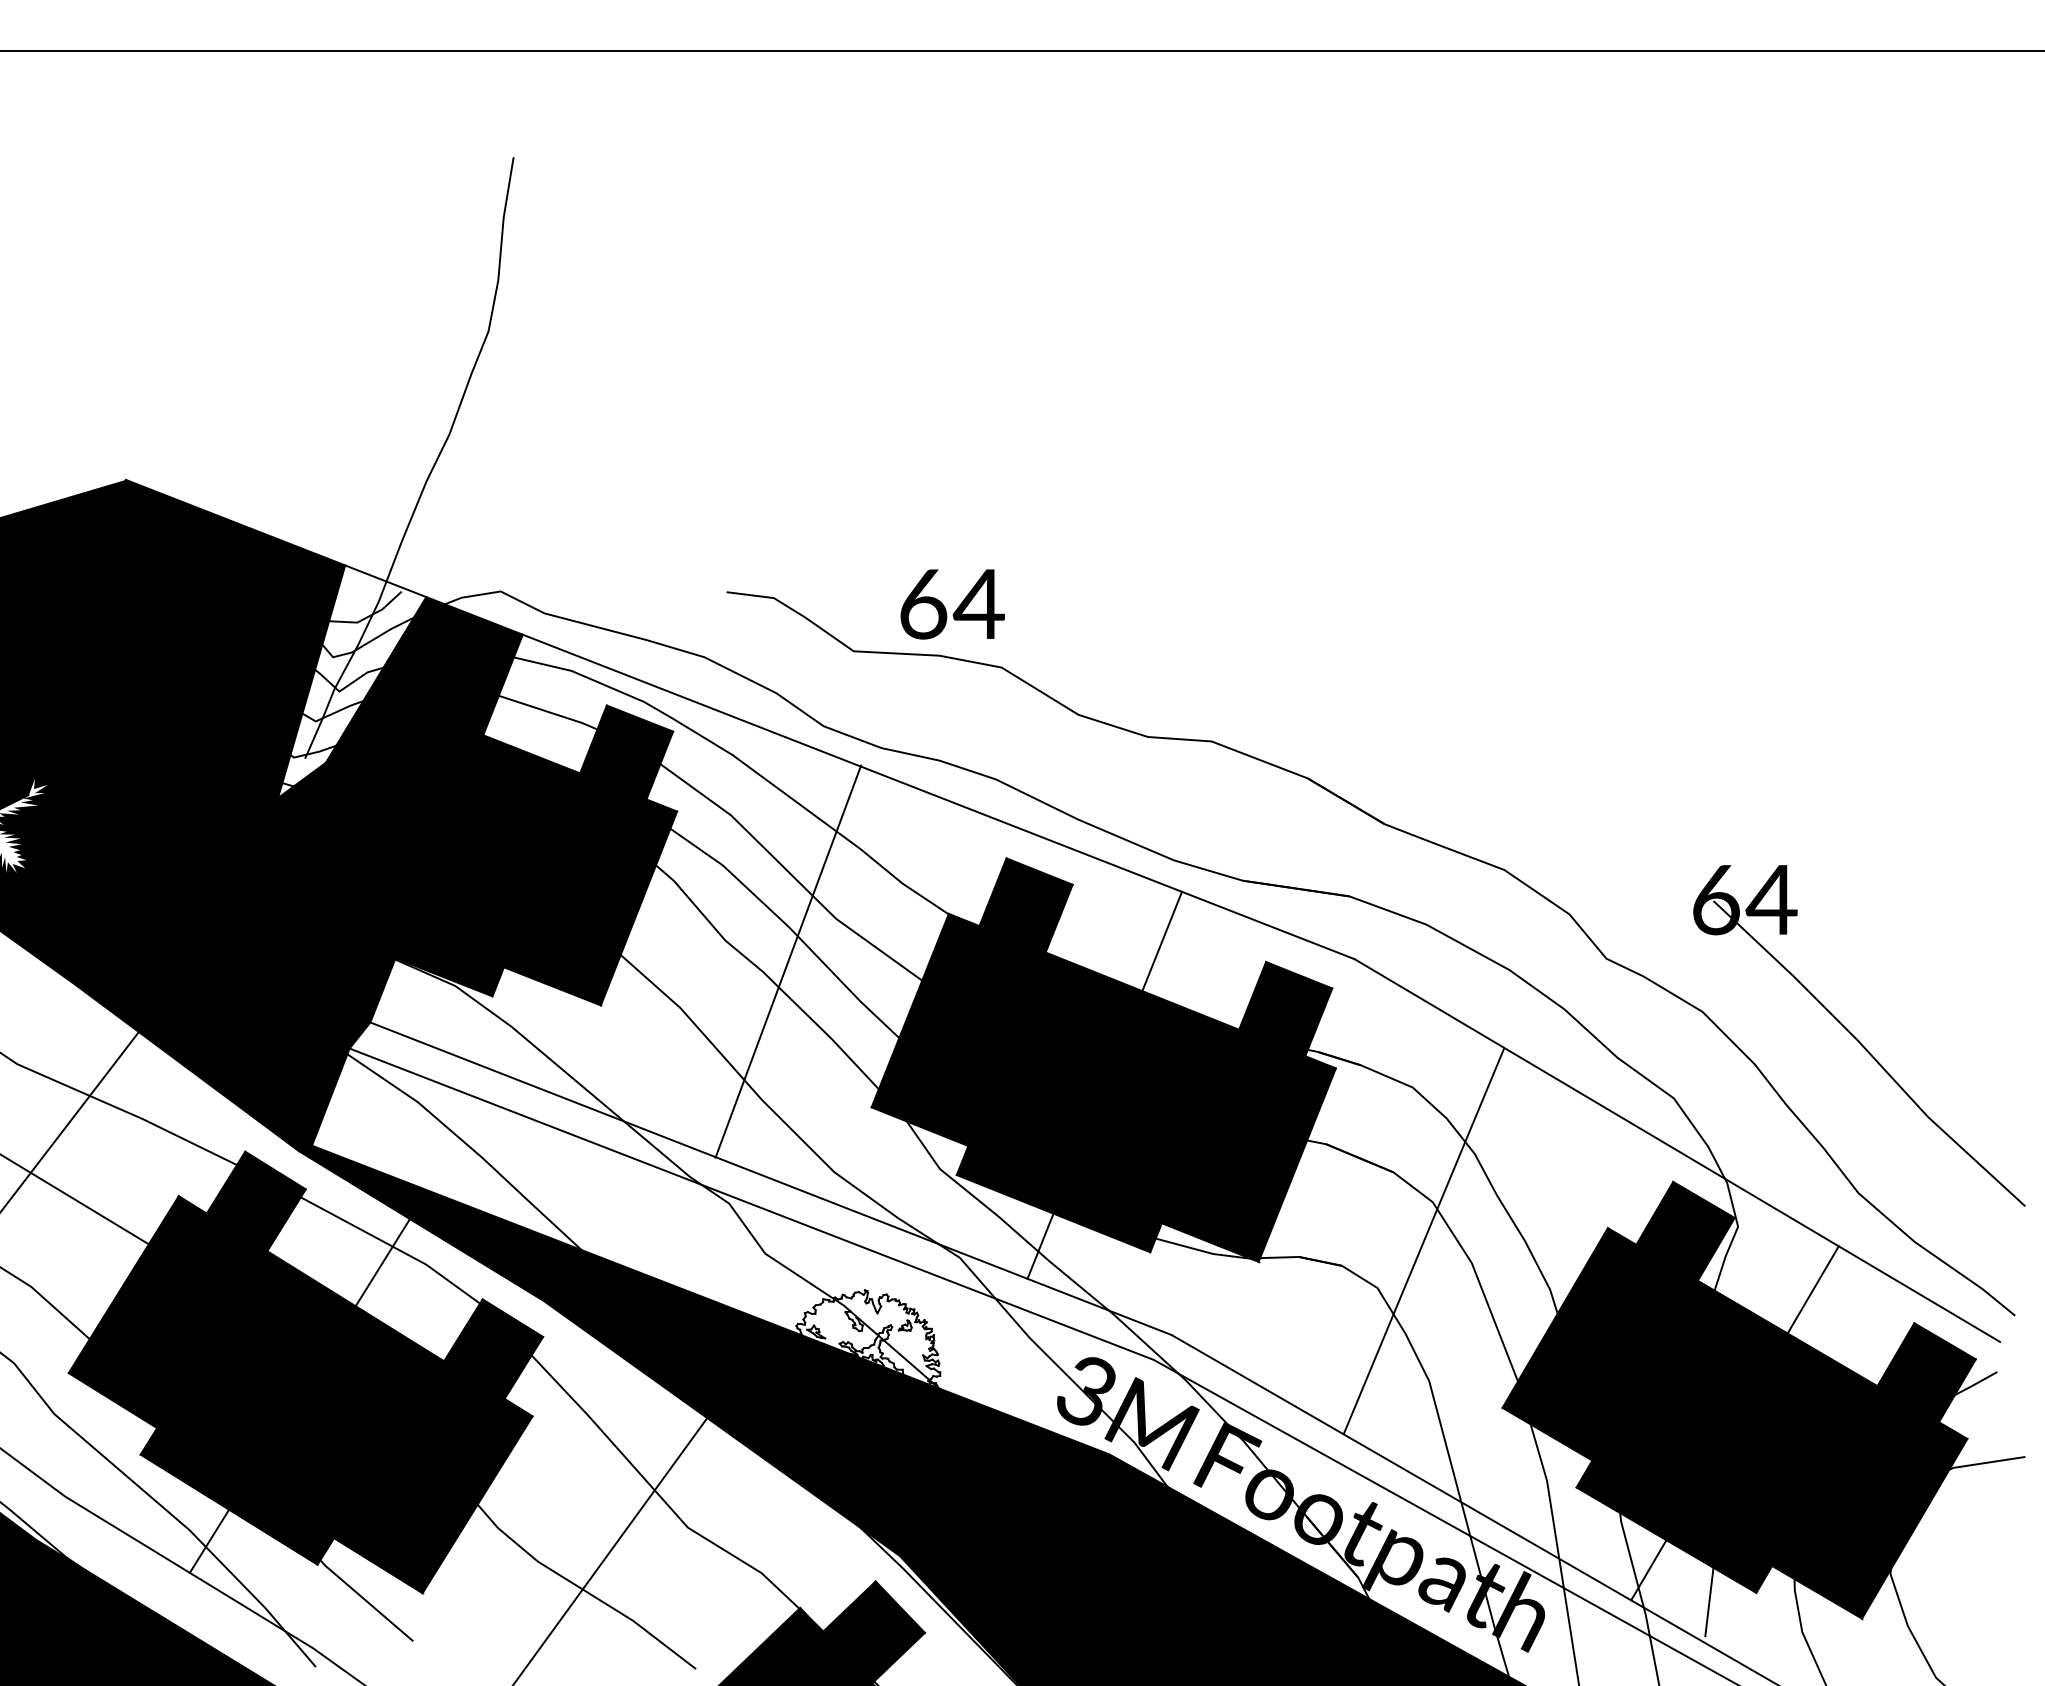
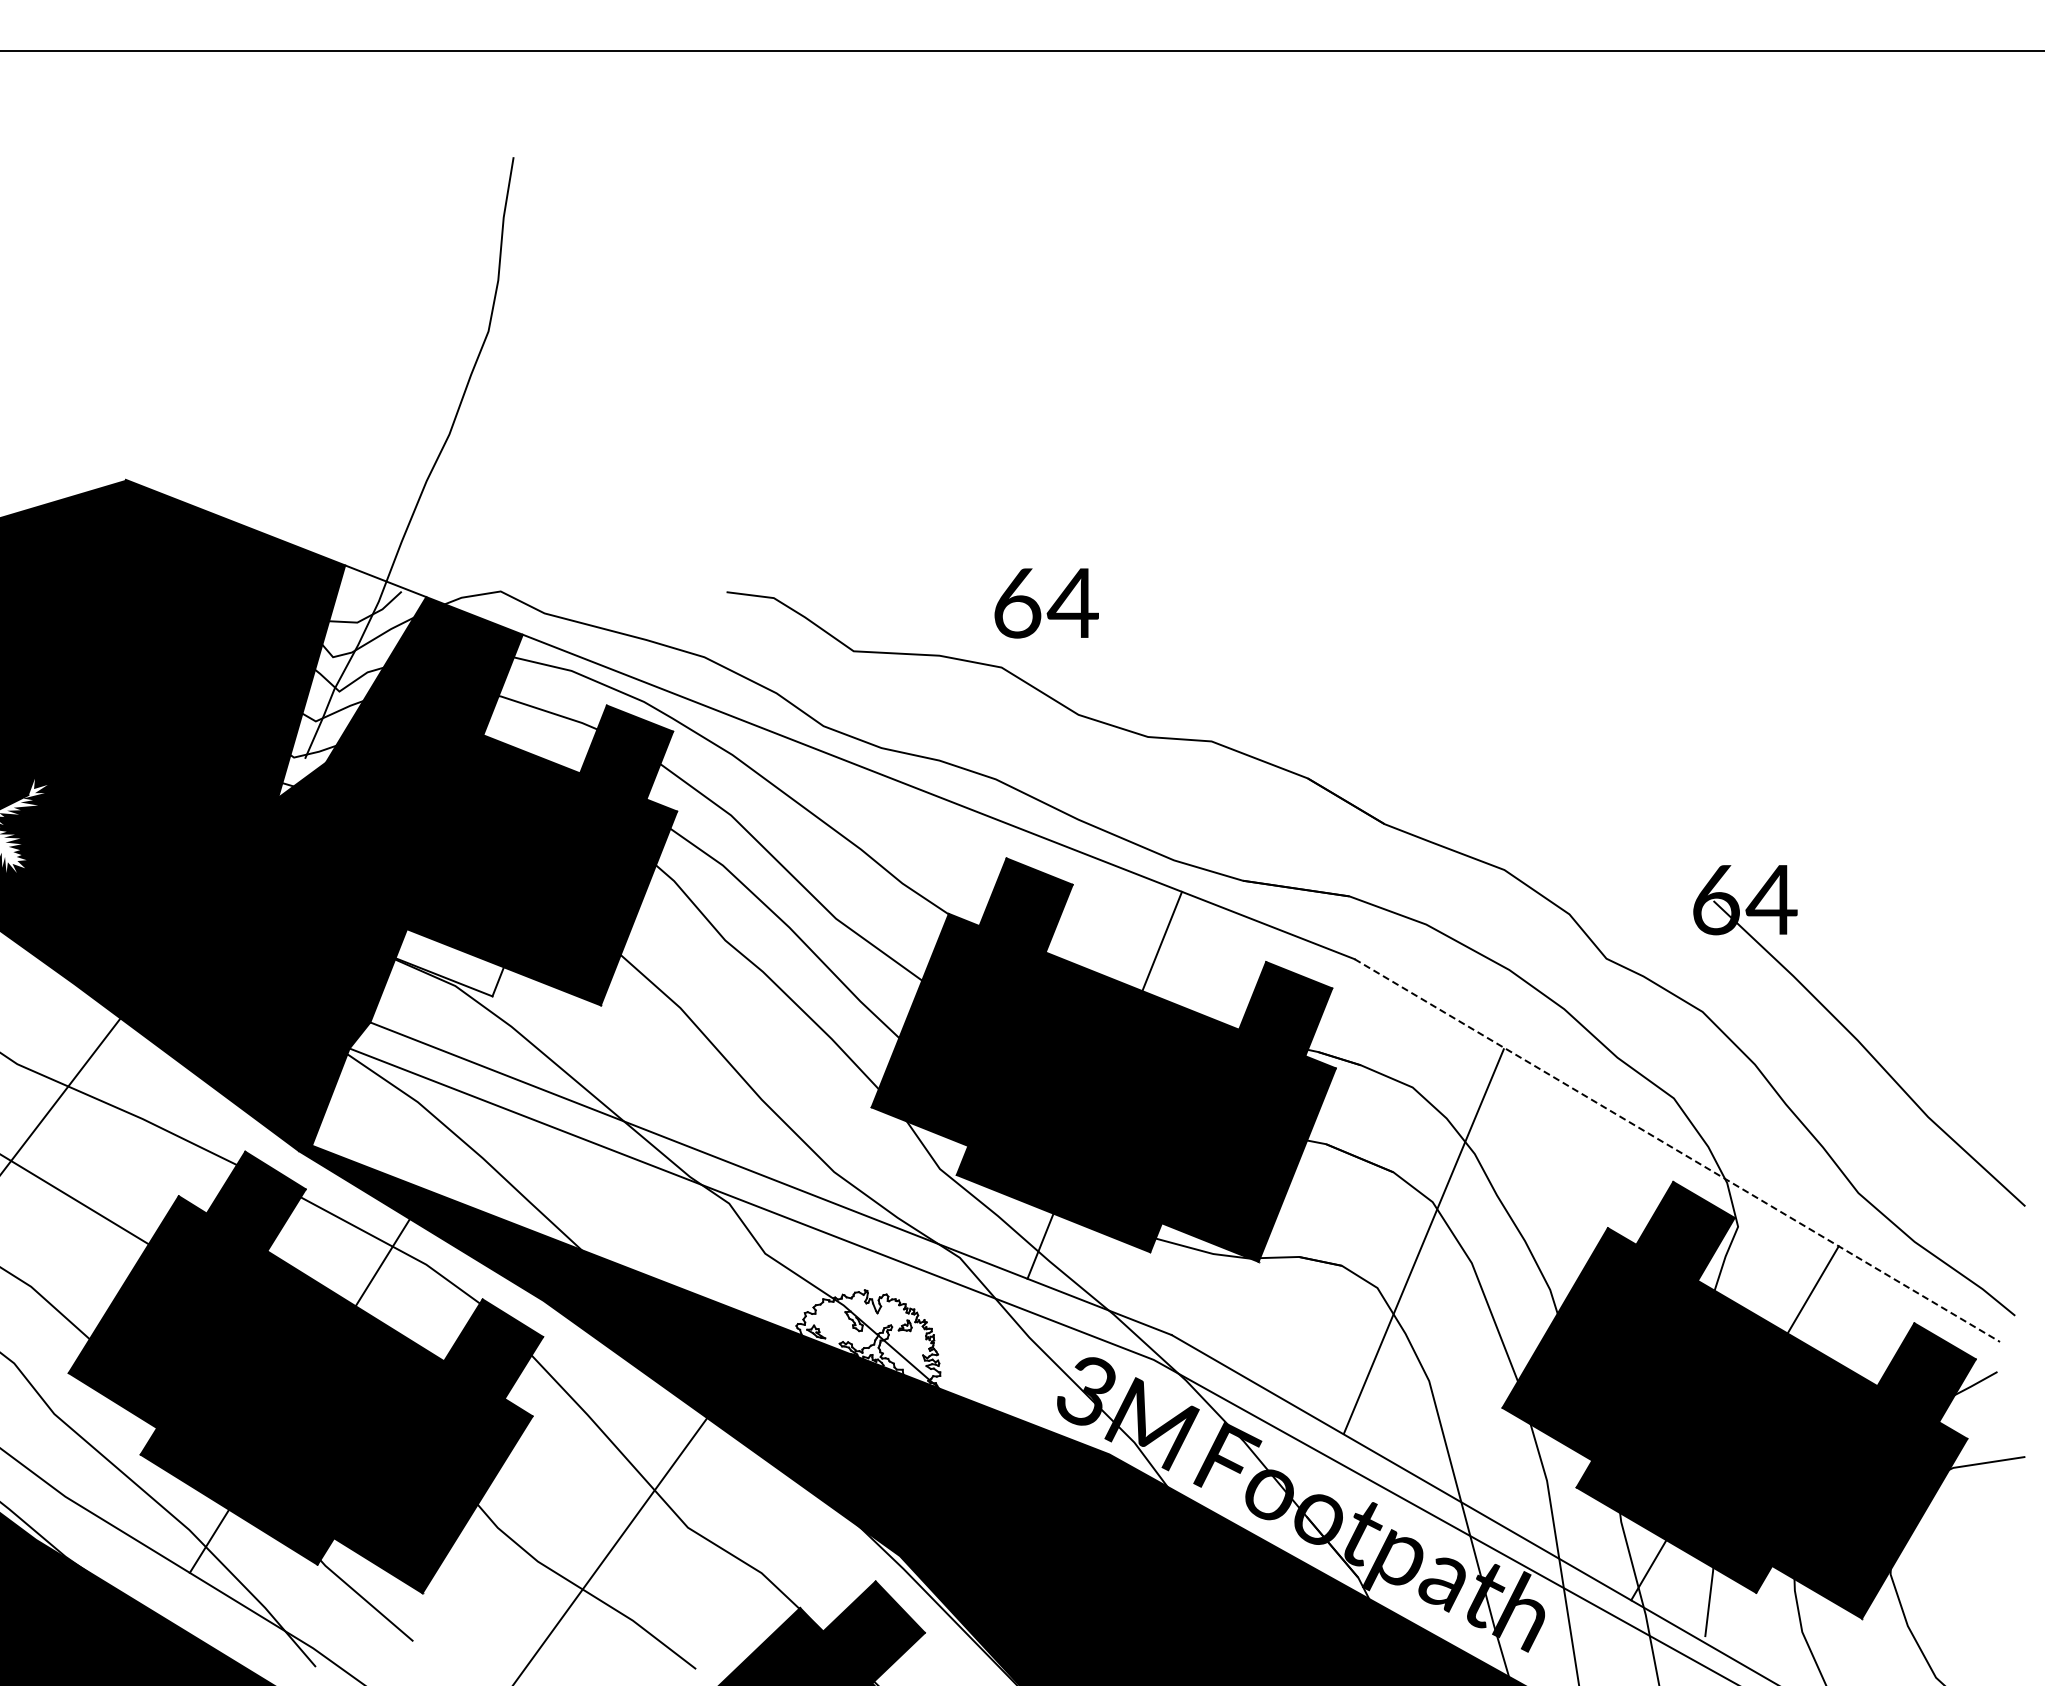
text position: (952, 604) -> (1046, 603) (1046, 603)
line: present -> none (788, 961)
fill: present -> none (449, 962)
line position: (70, 1121) -> (61, 1095) (61, 1095)
line: solid -> dashed (1677, 1150)
